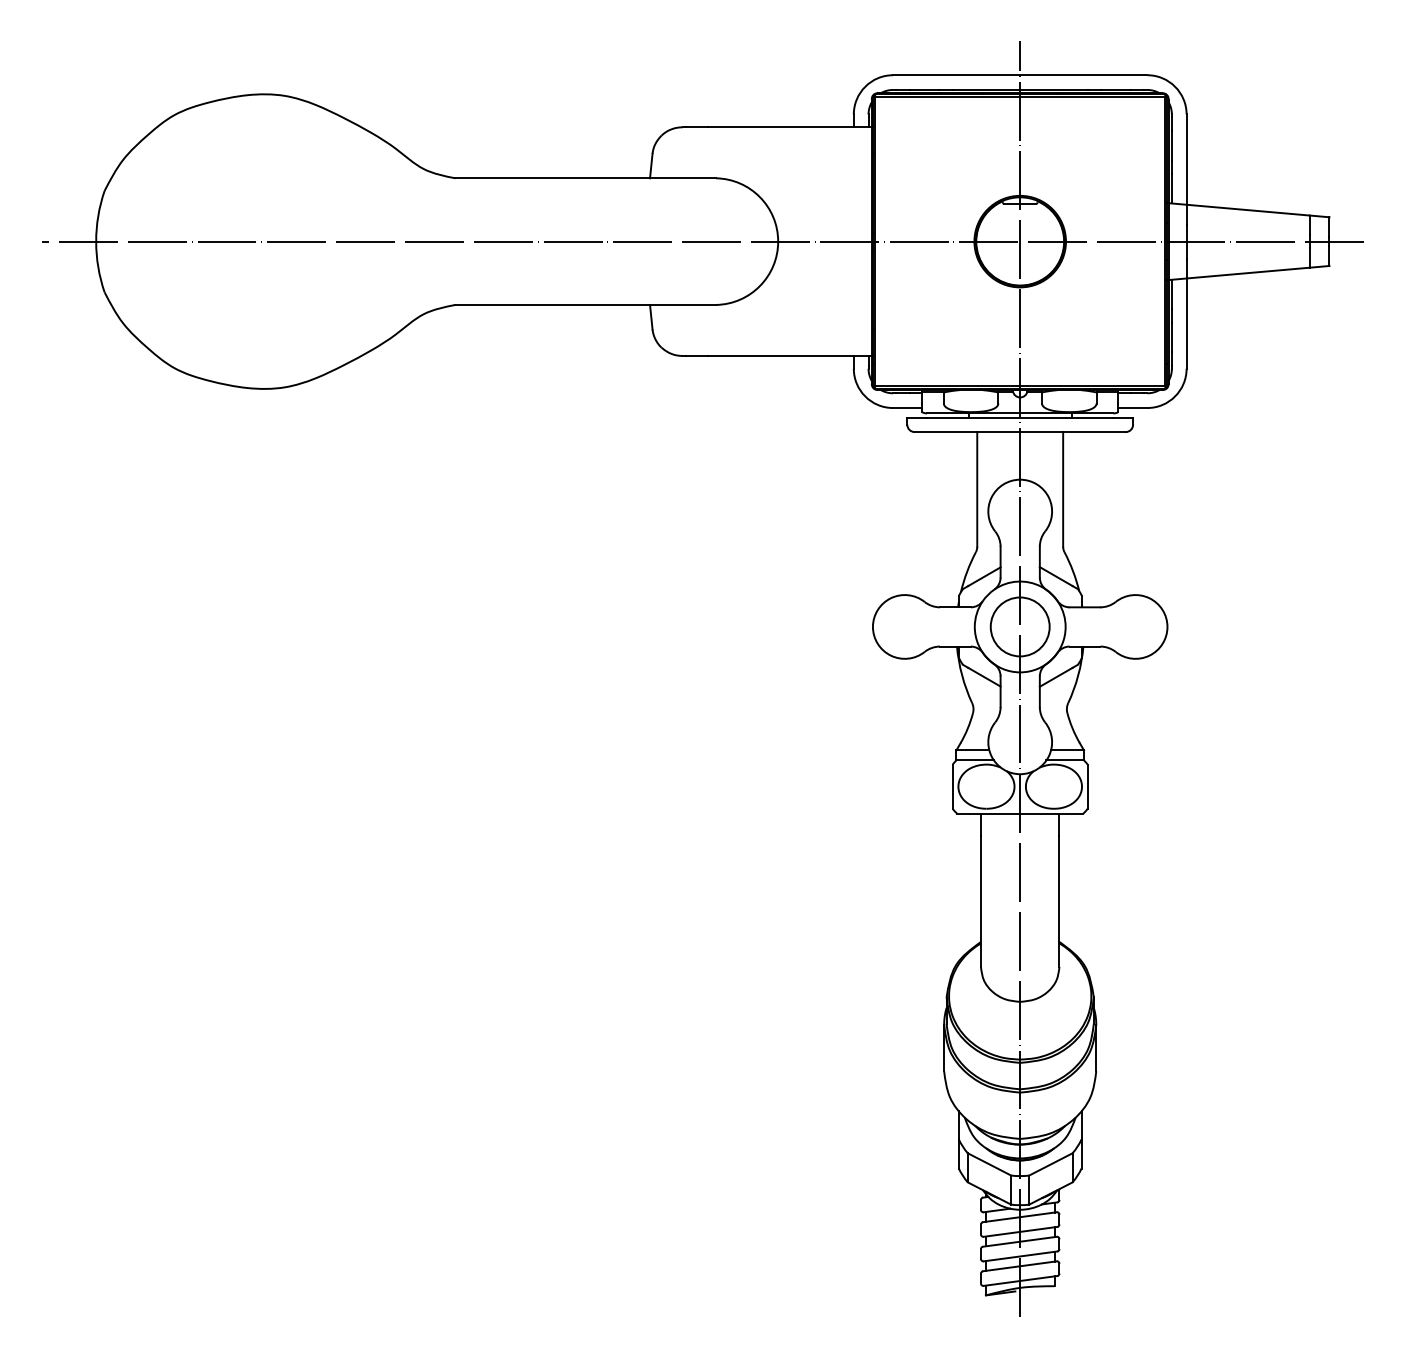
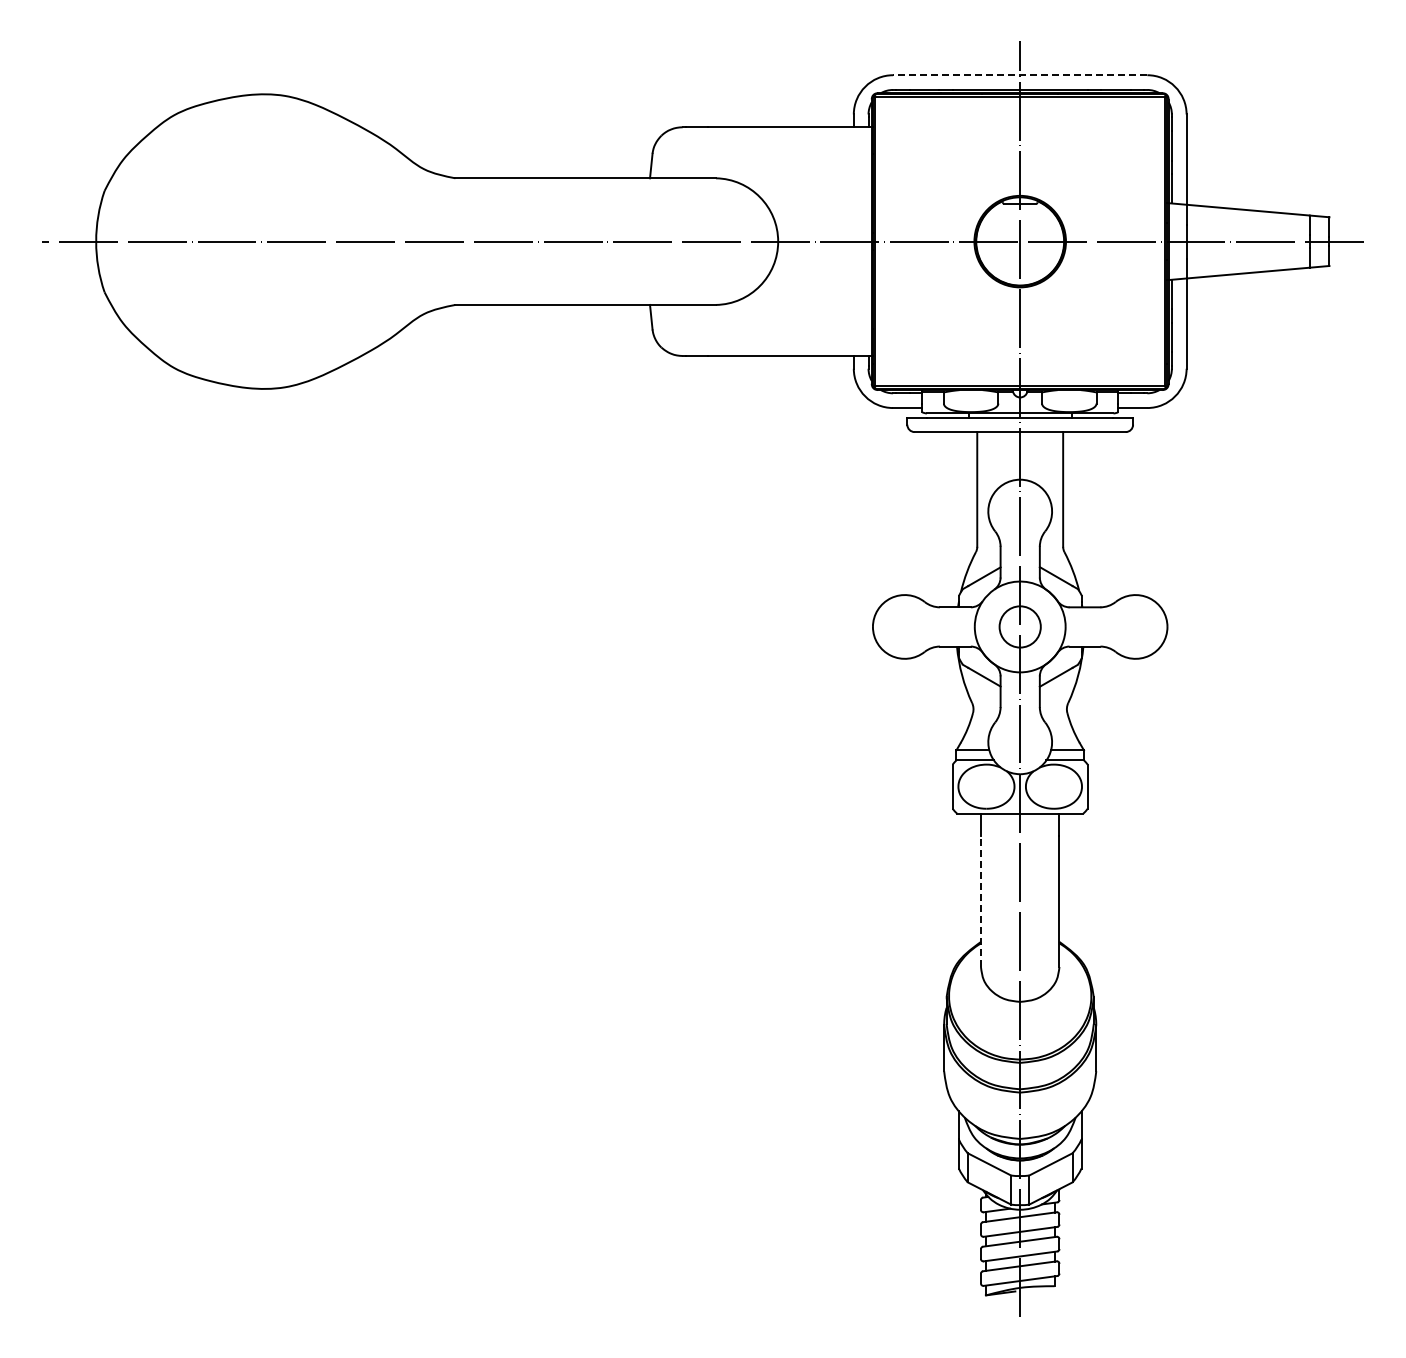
line: solid -> dashed (1019, 75)
circle diameter: 59 px -> 41 px (1019, 626)
line: solid -> dashed (980, 901)
